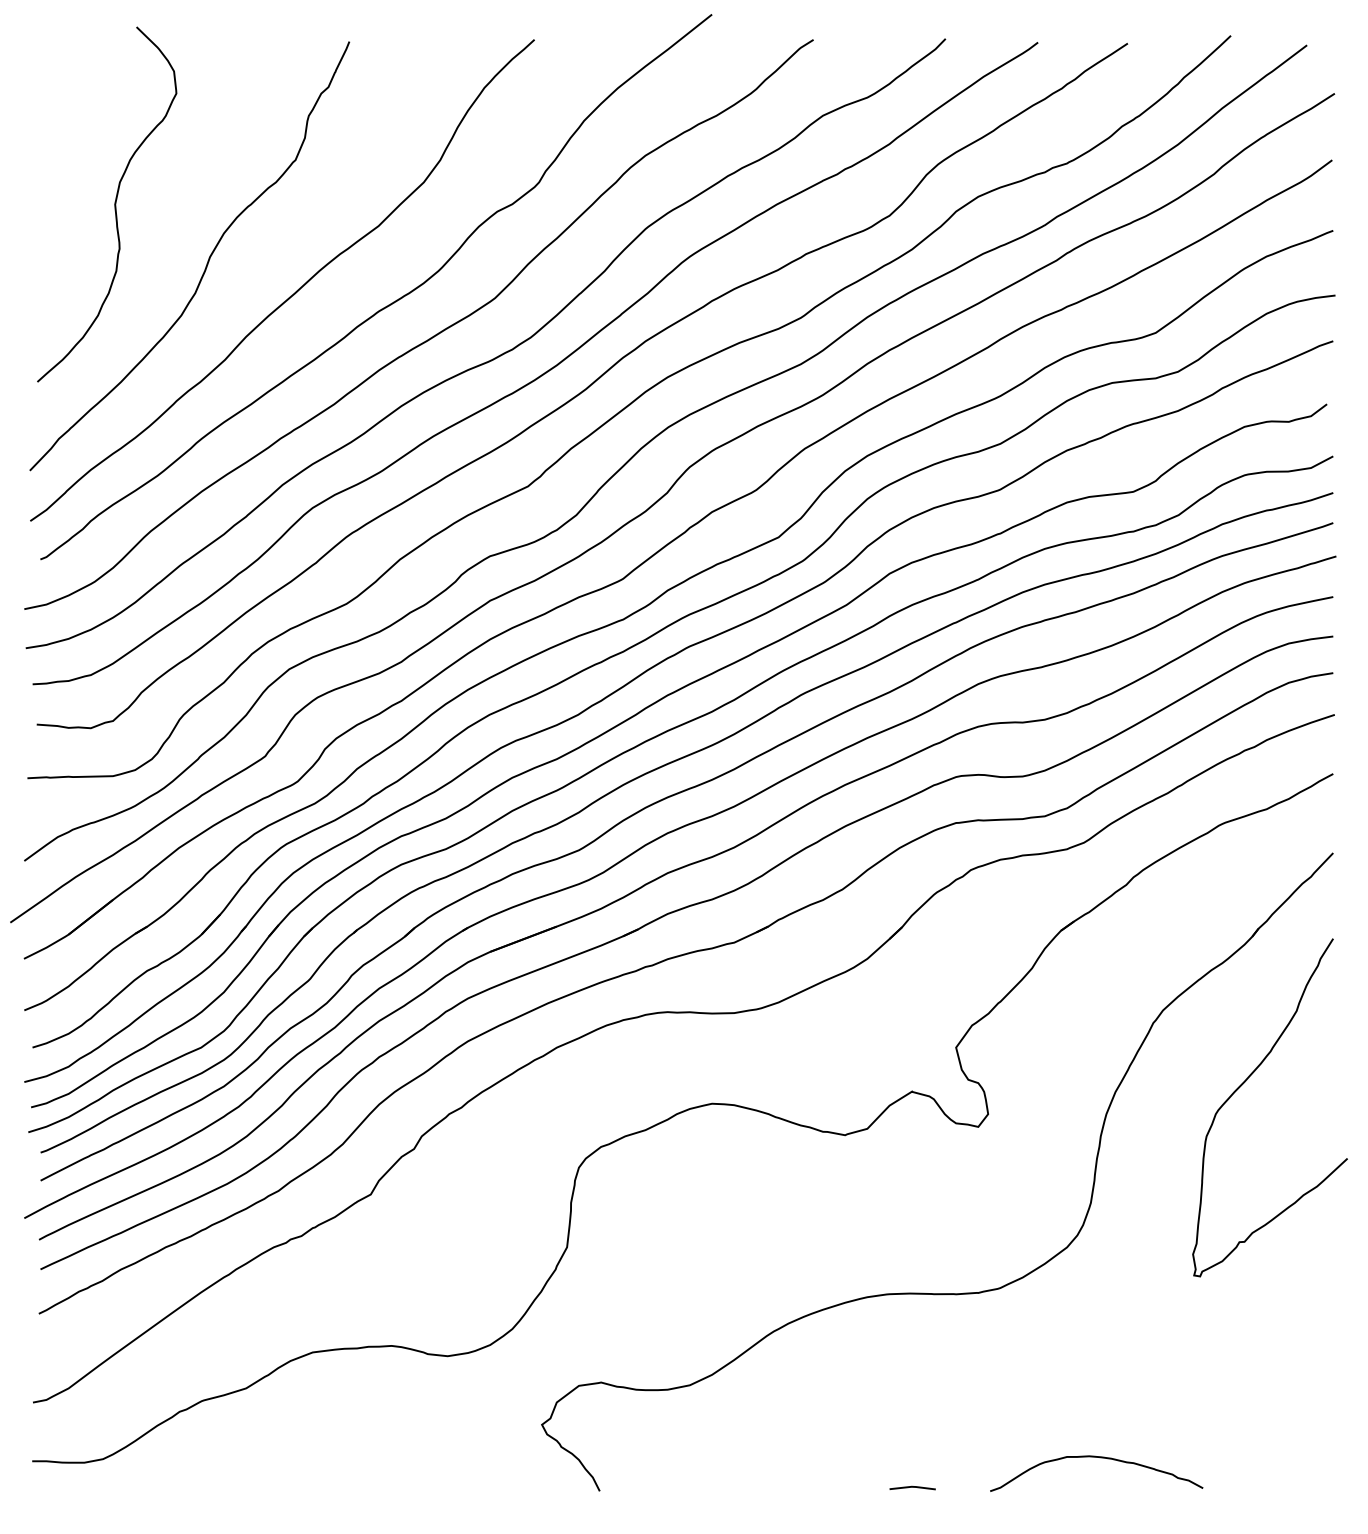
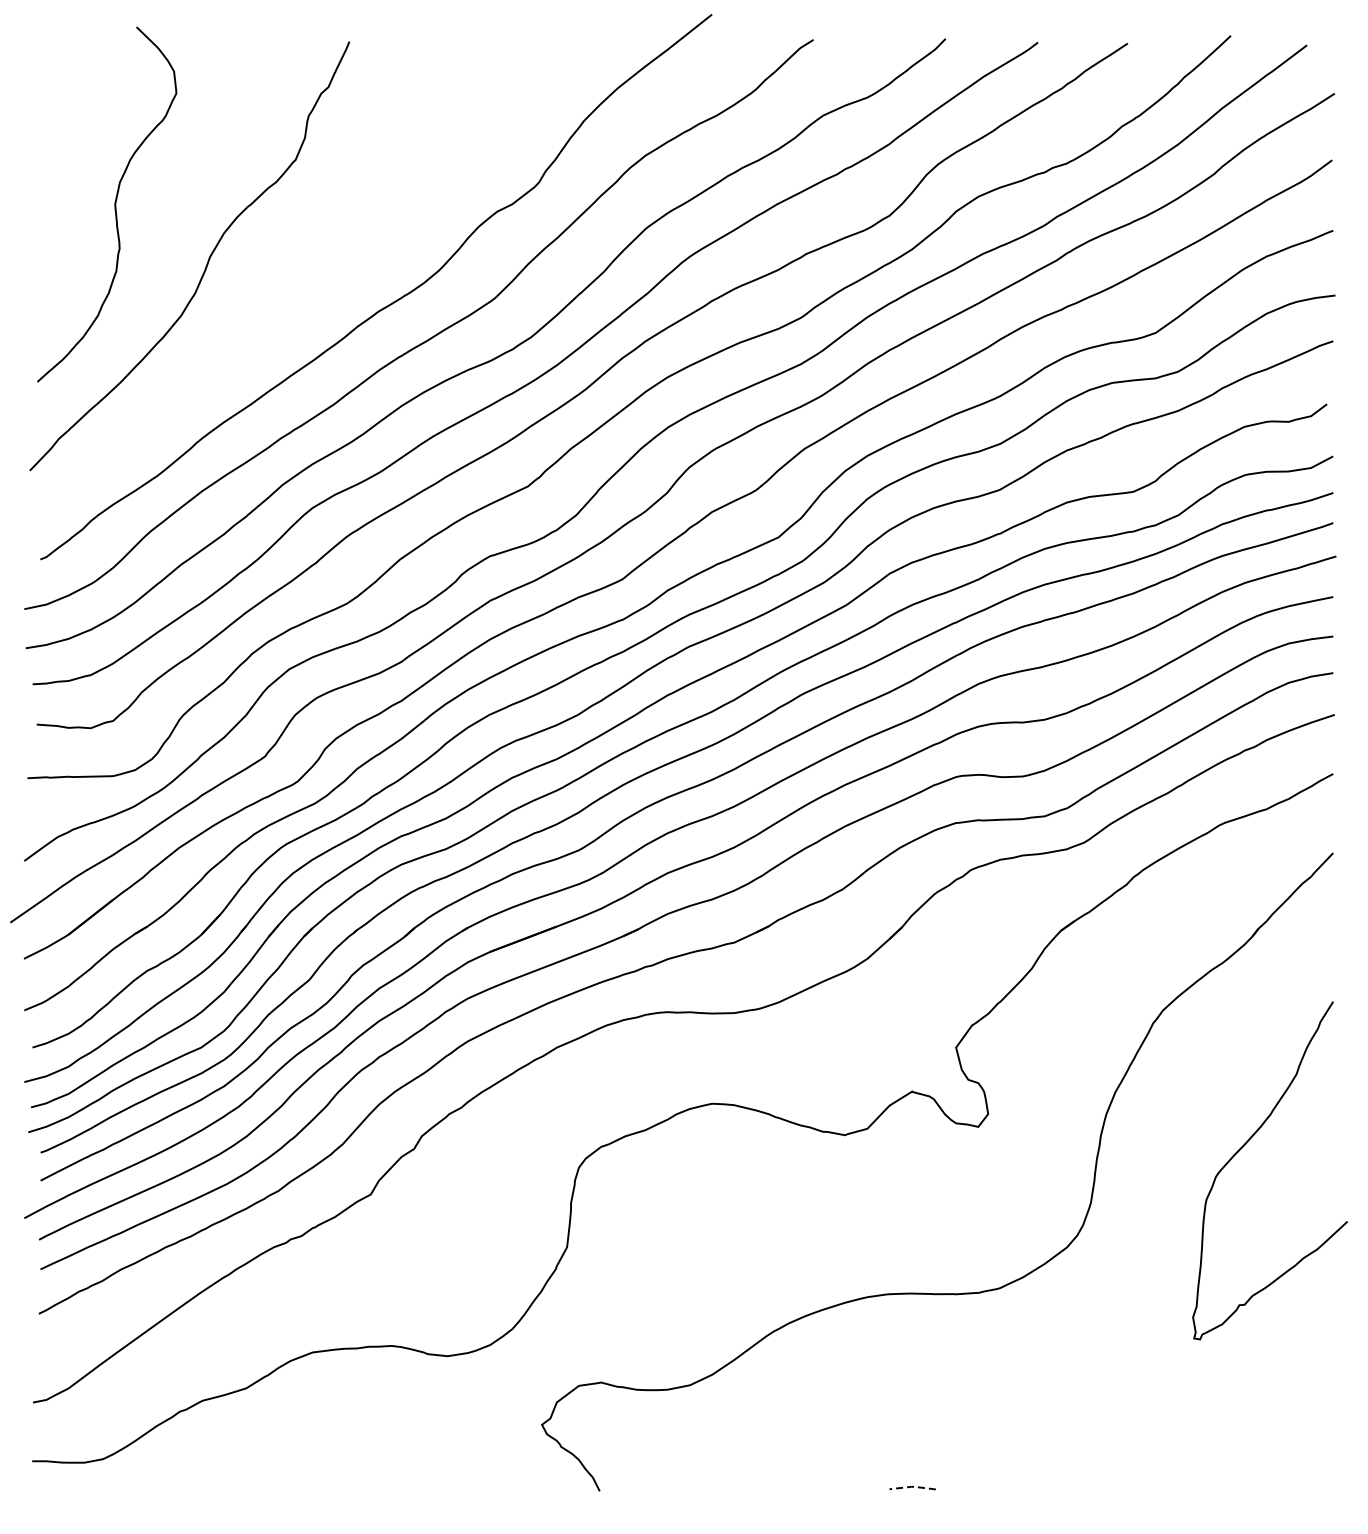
curve: present -> none (294, 292)
curve position: (1245, 1082) -> (1245, 1145) (1245, 1145)
curve: present -> none (1100, 1458)
line: solid -> dashed (912, 1486)
